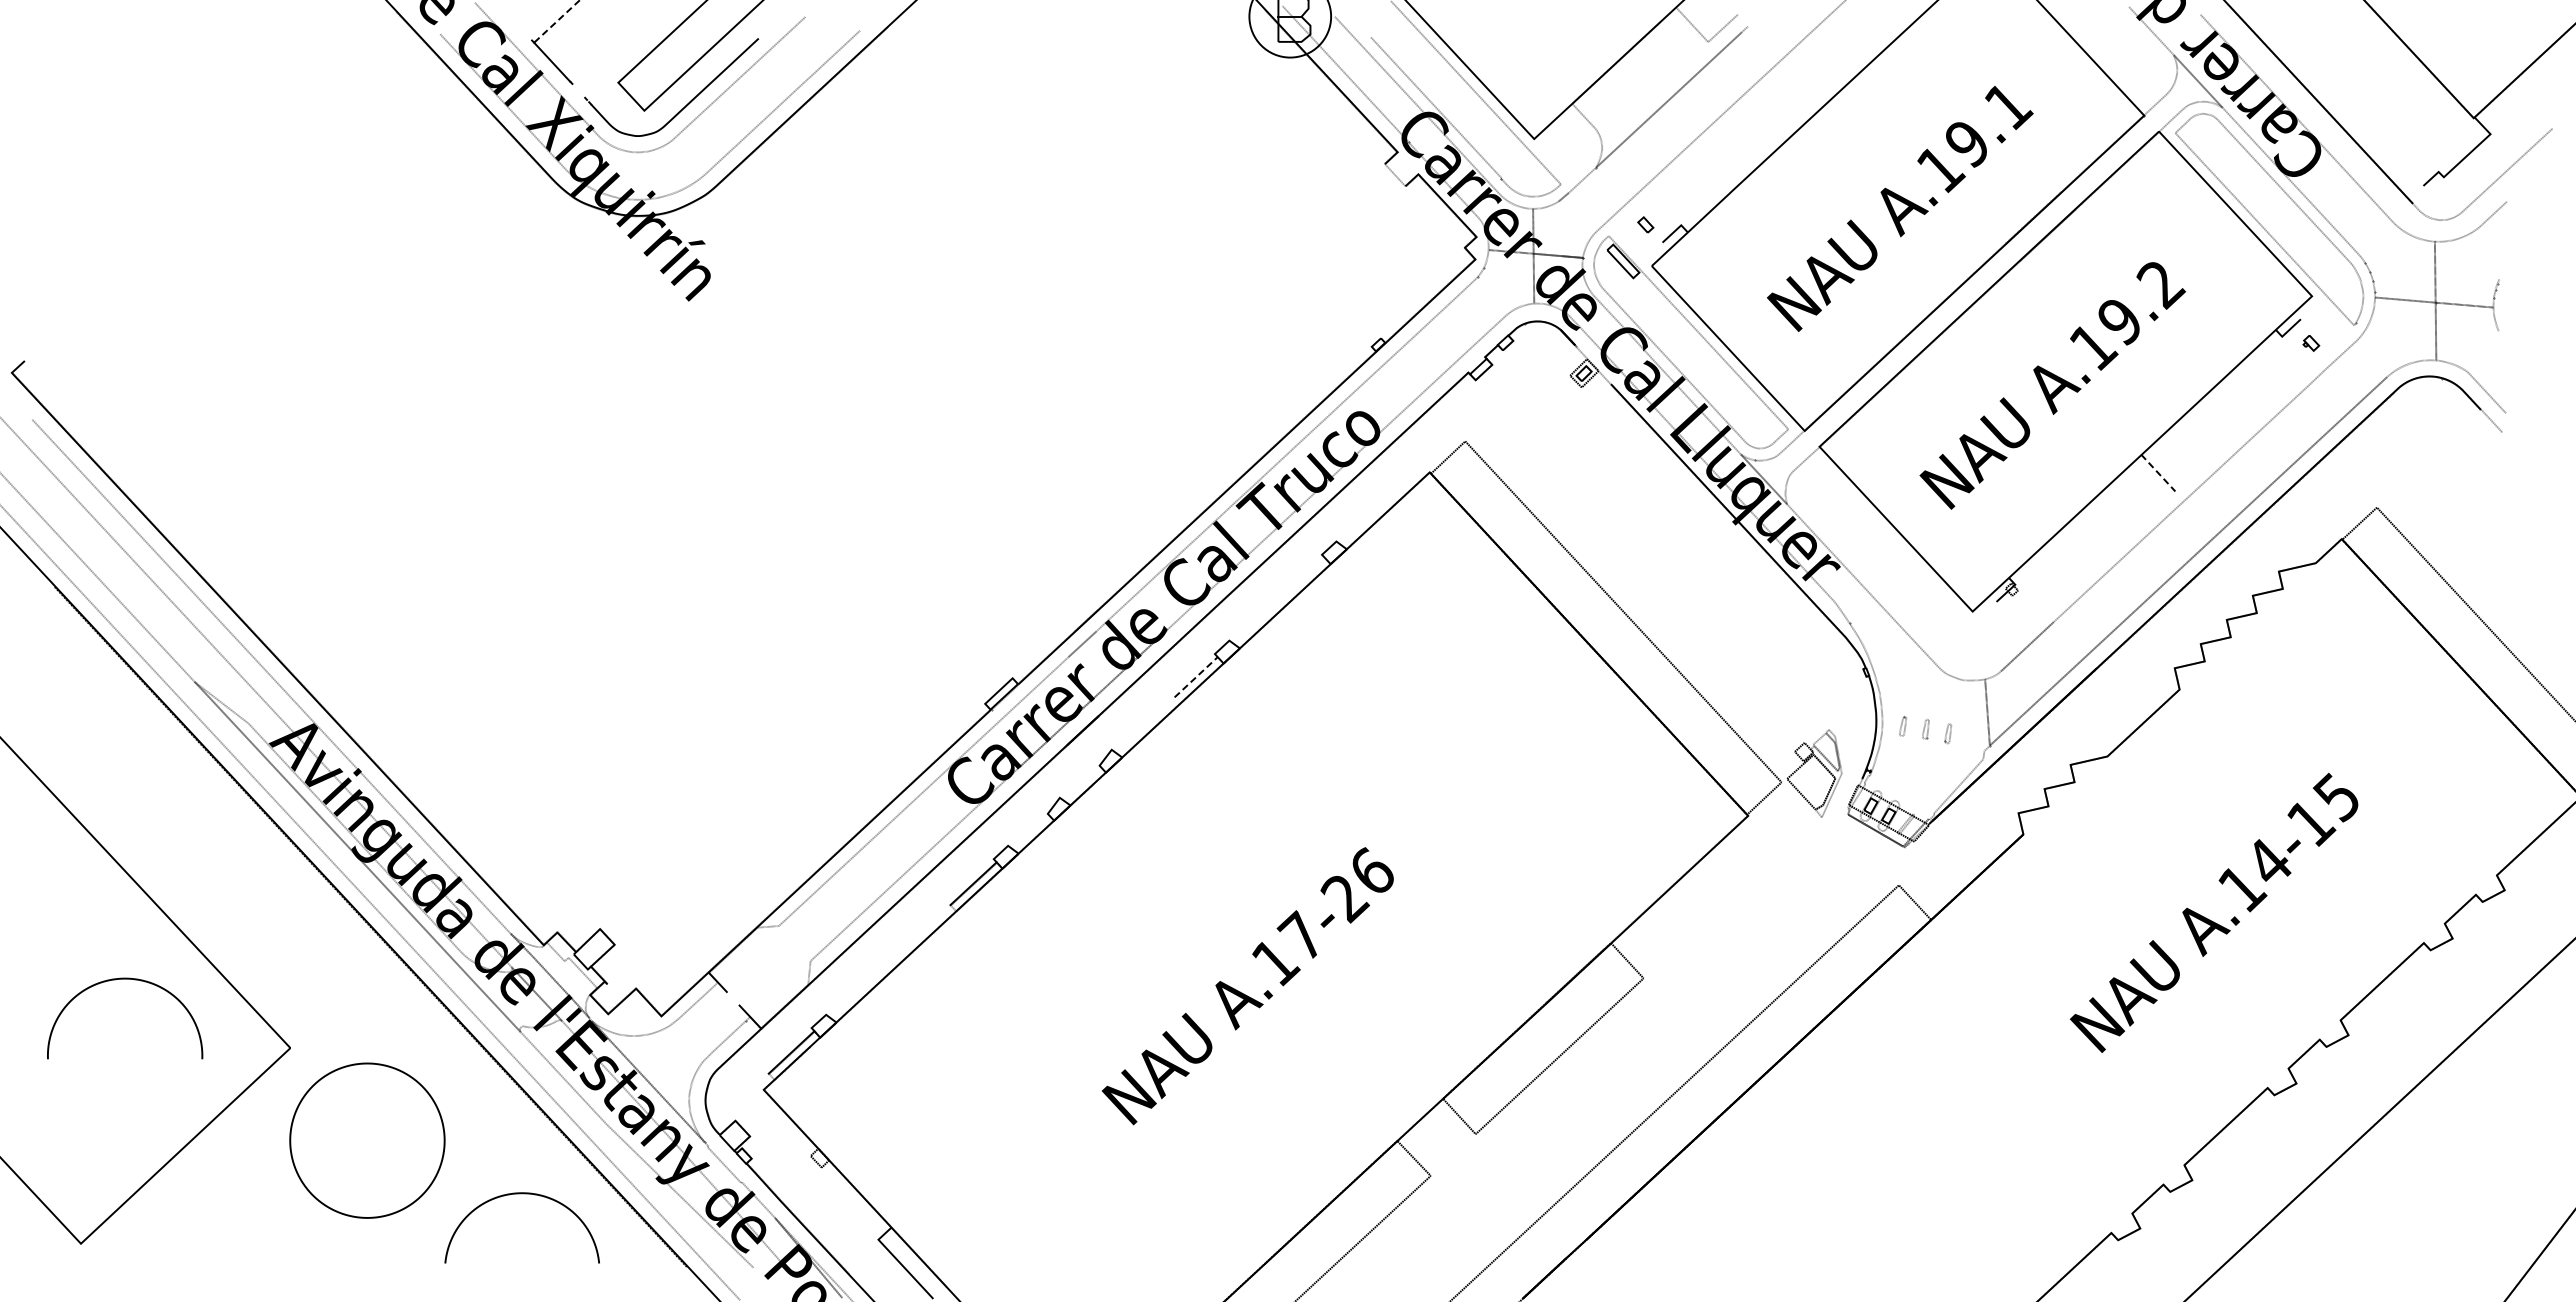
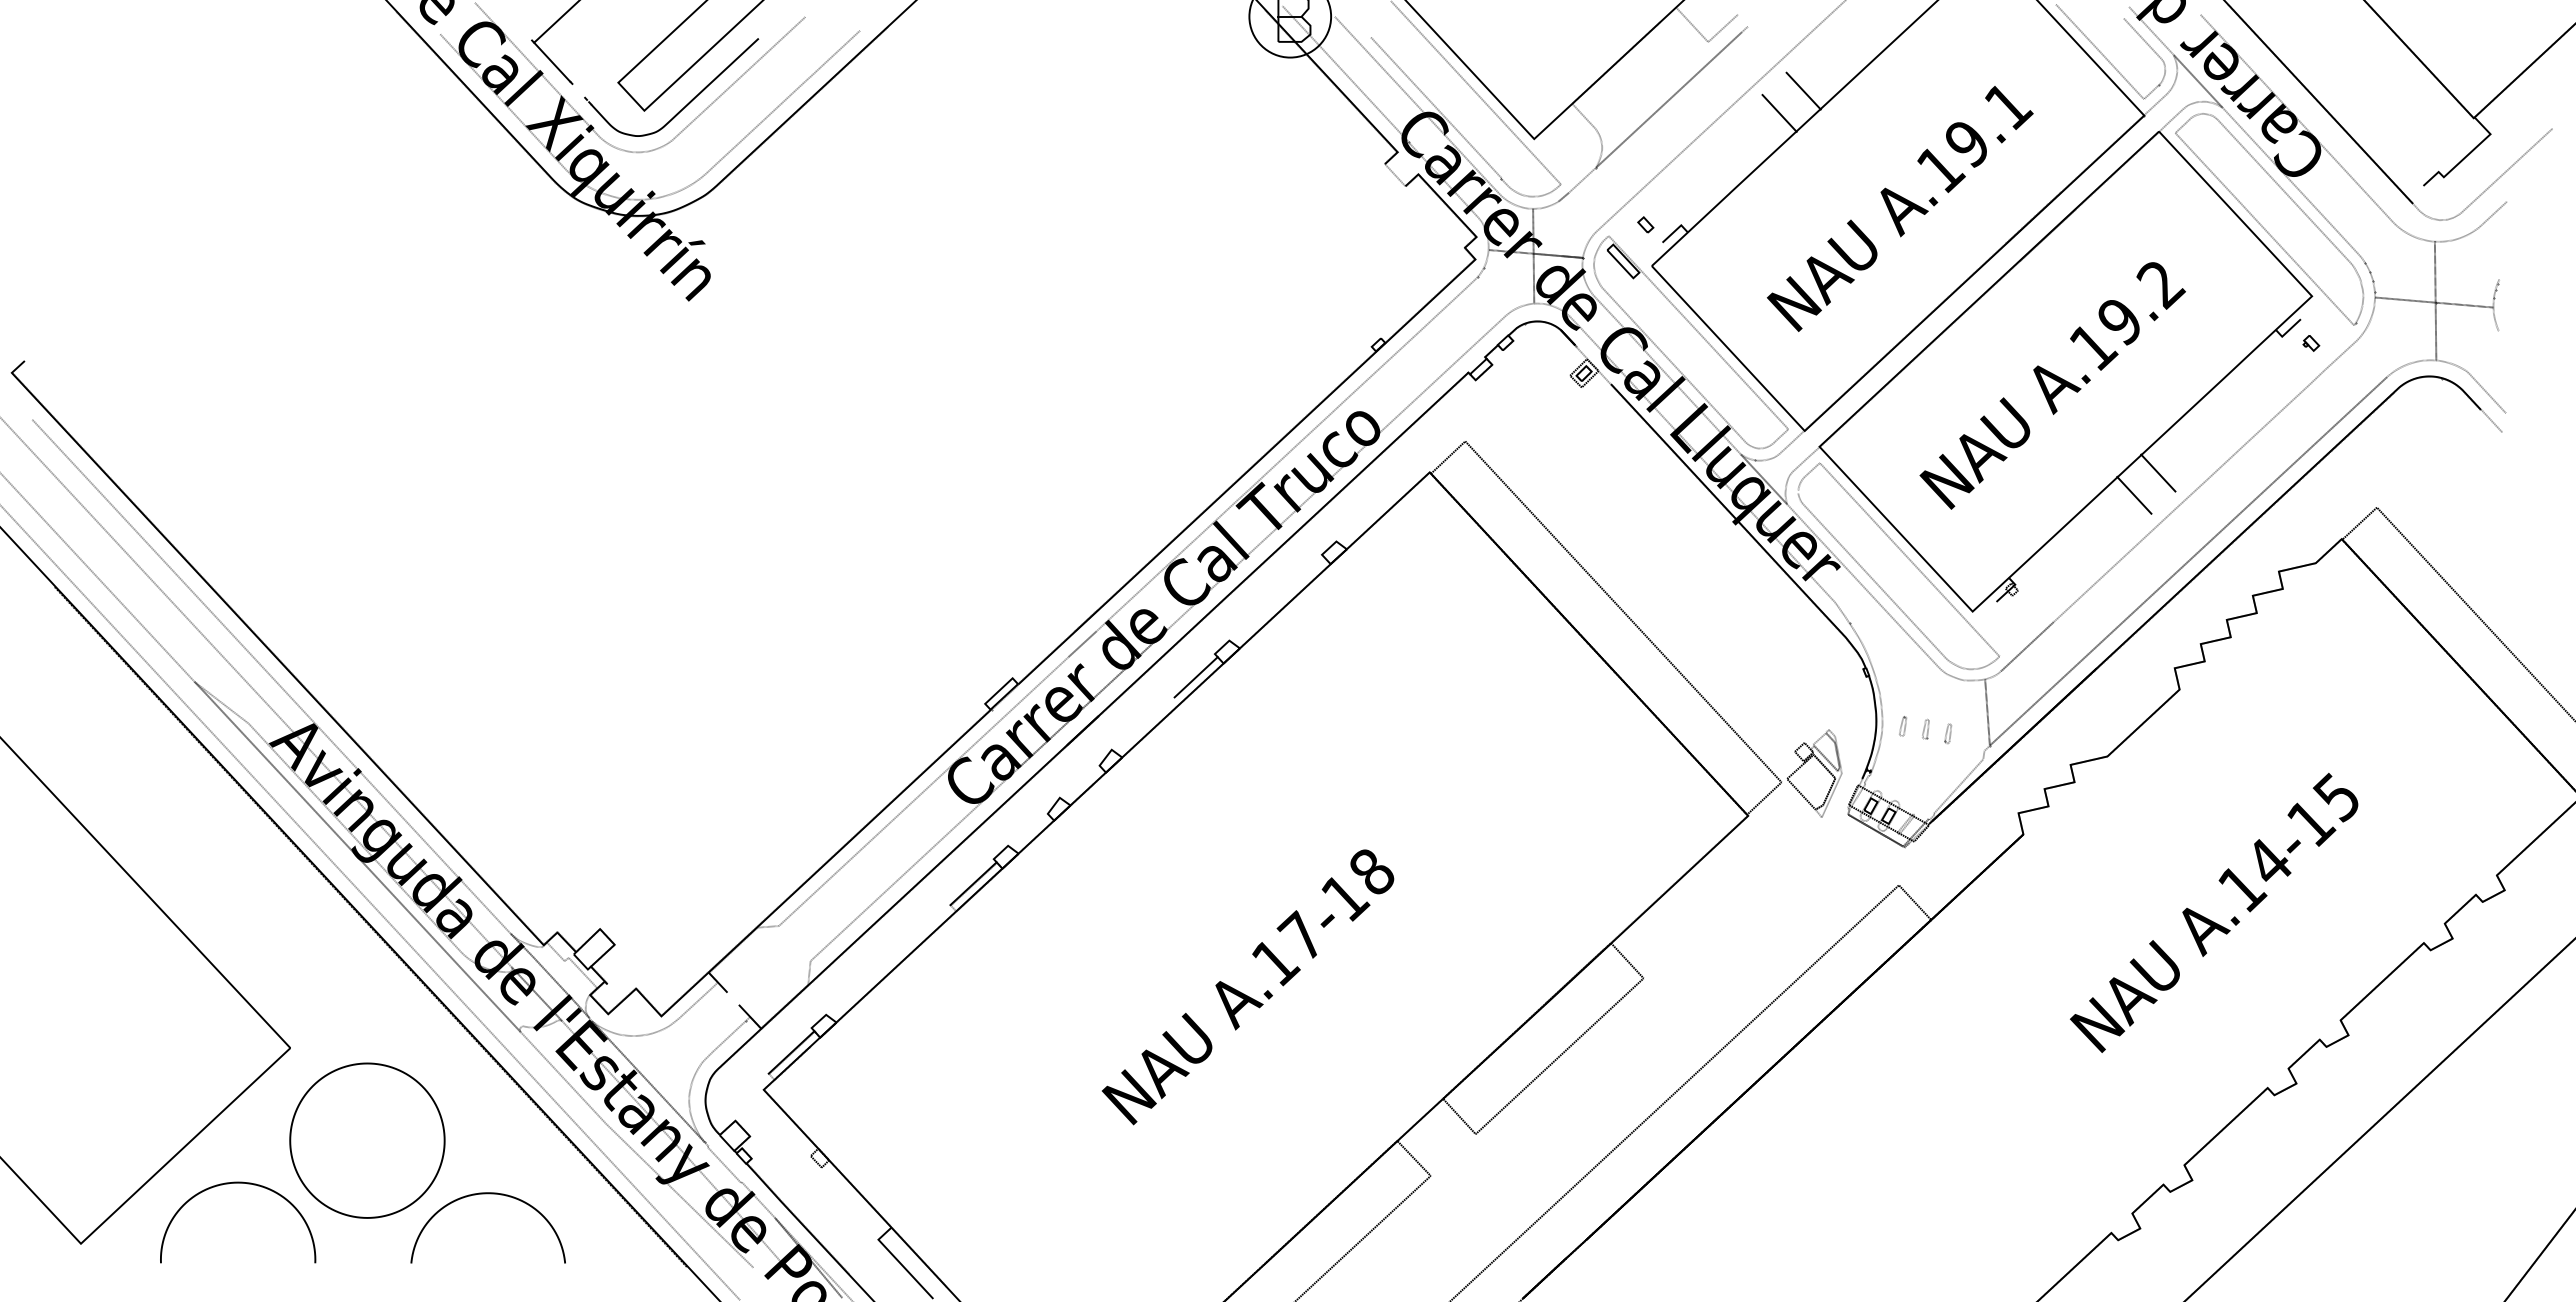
line: dashed -> solid (556, 21)
curve: none -> present (2105, 56)
line: none -> present (1803, 90)
line: none -> present (1779, 113)
line: dashed -> solid (2158, 473)
line: none -> present (2134, 494)
part: none -> present (1906, 557)
line: dashed -> solid (1196, 676)
text: A.17-26 -> A.17-18 (1357, 885)
curve position: (125, 979) -> (238, 1183) (238, 1183)
curve position: (521, 1194) -> (487, 1194) (487, 1194)
